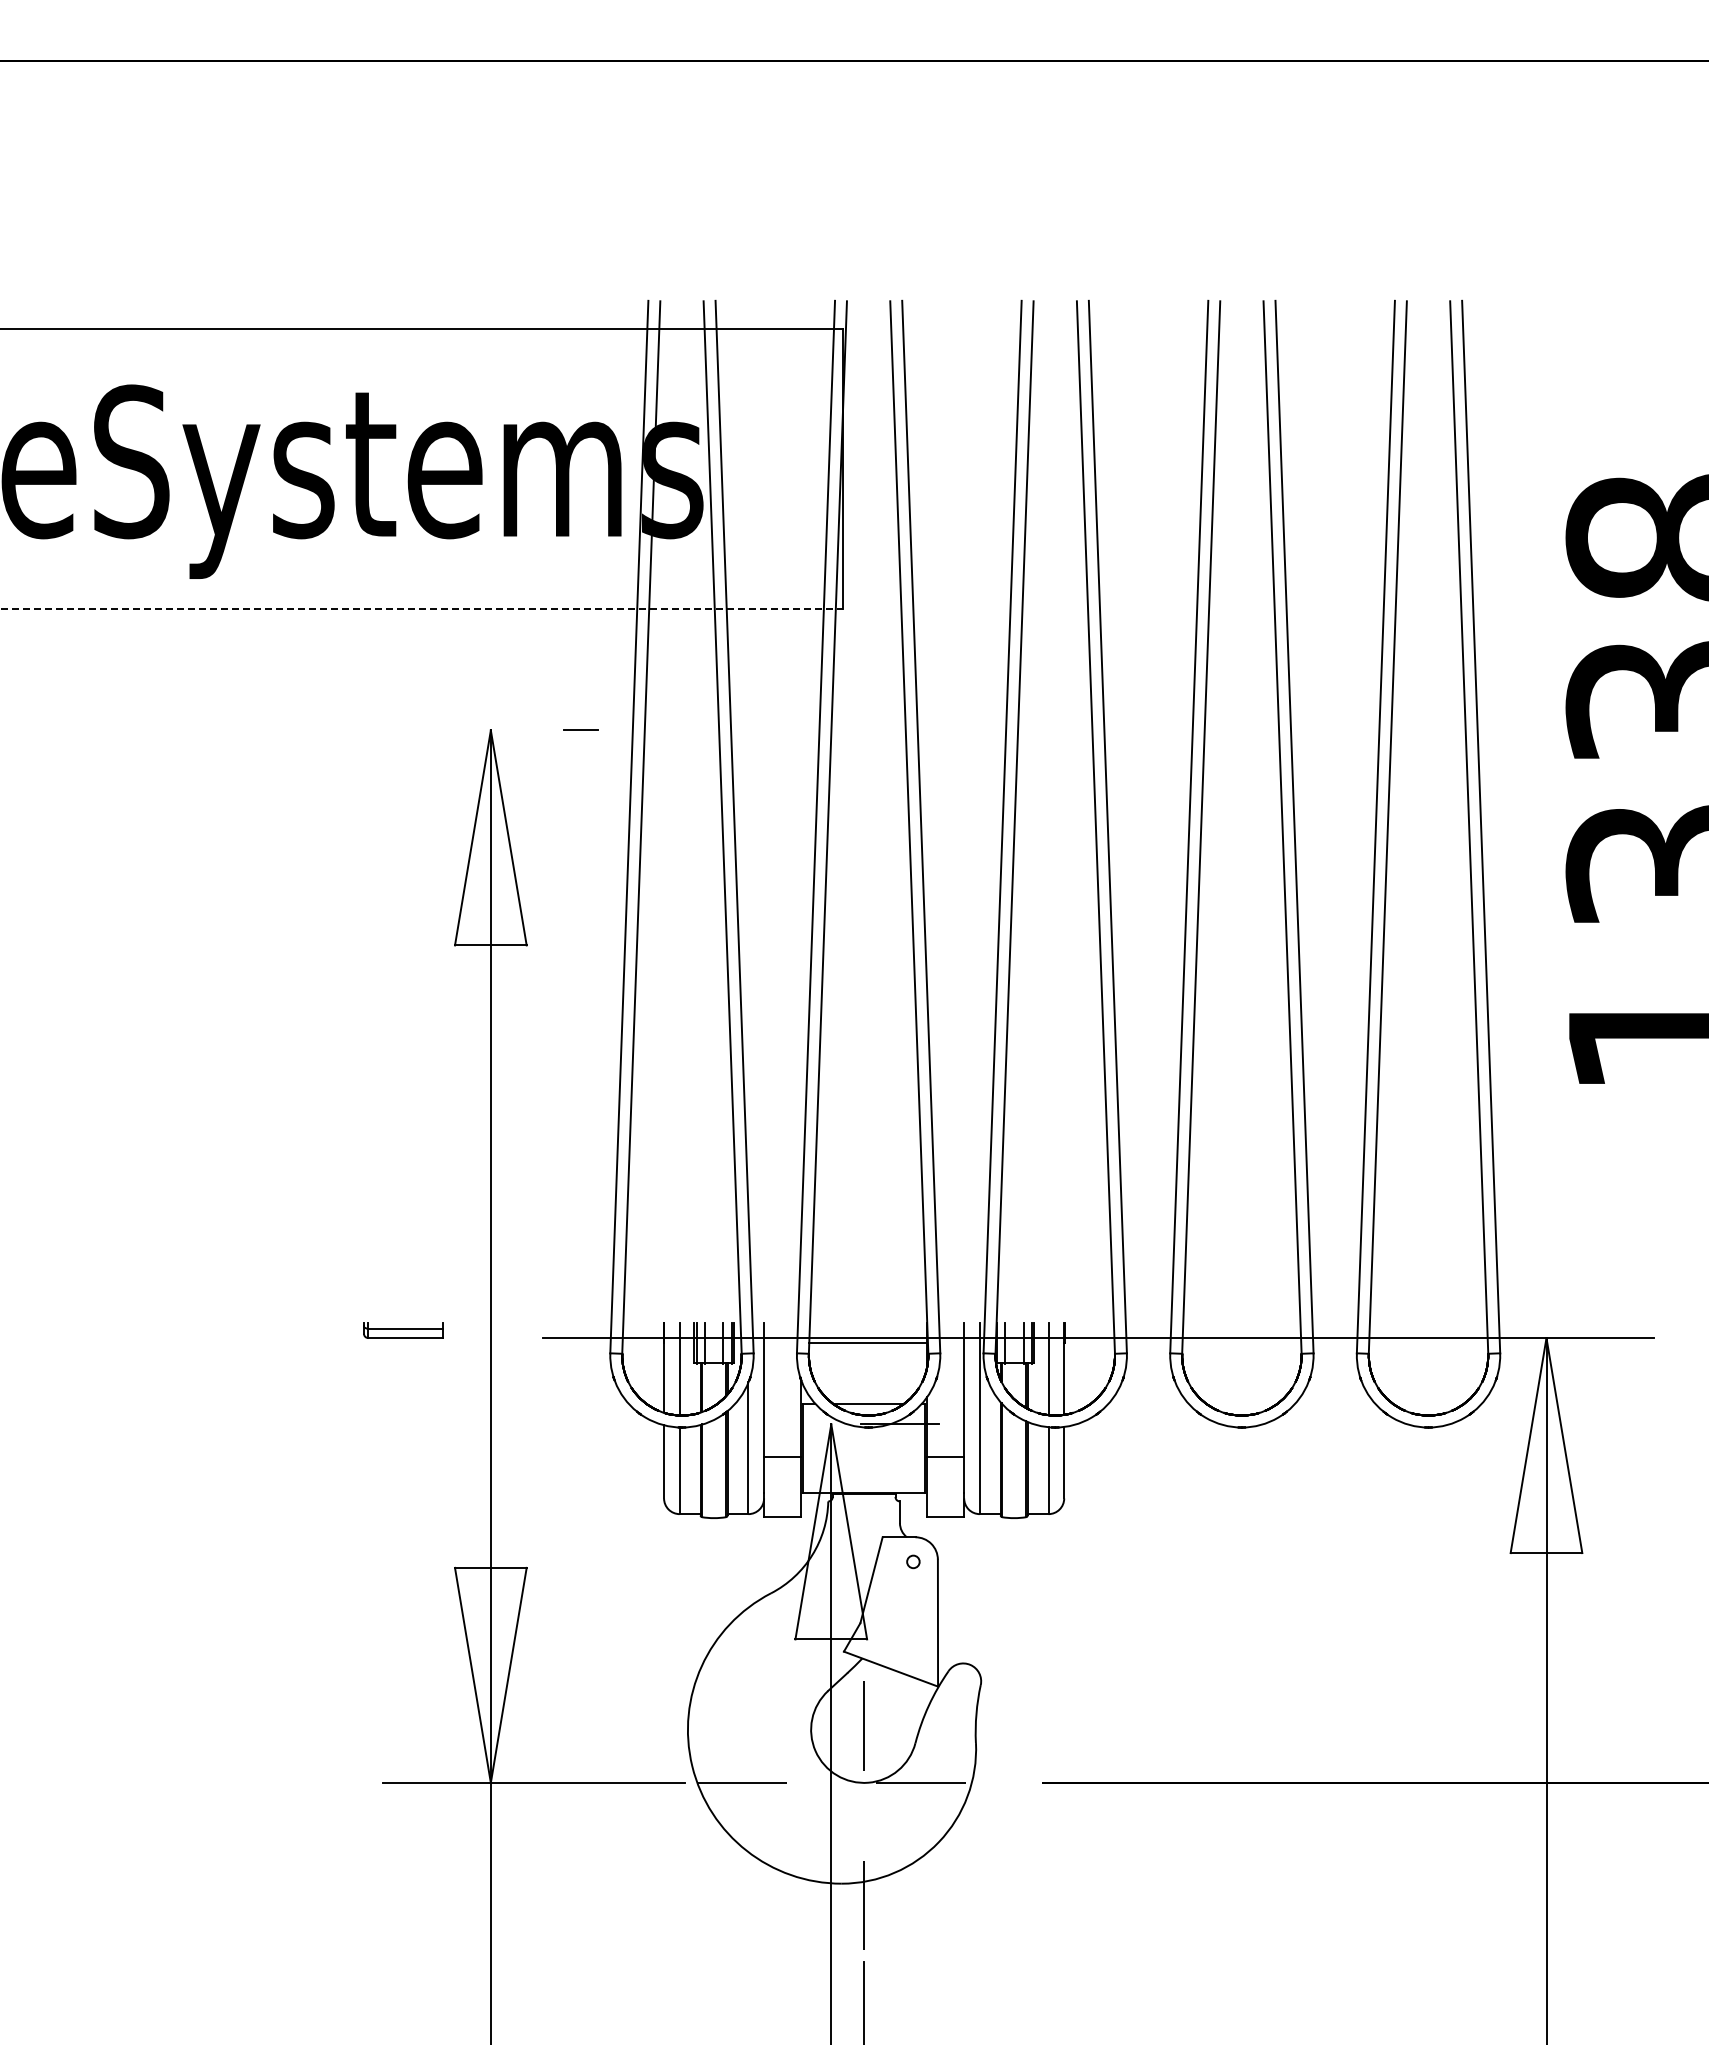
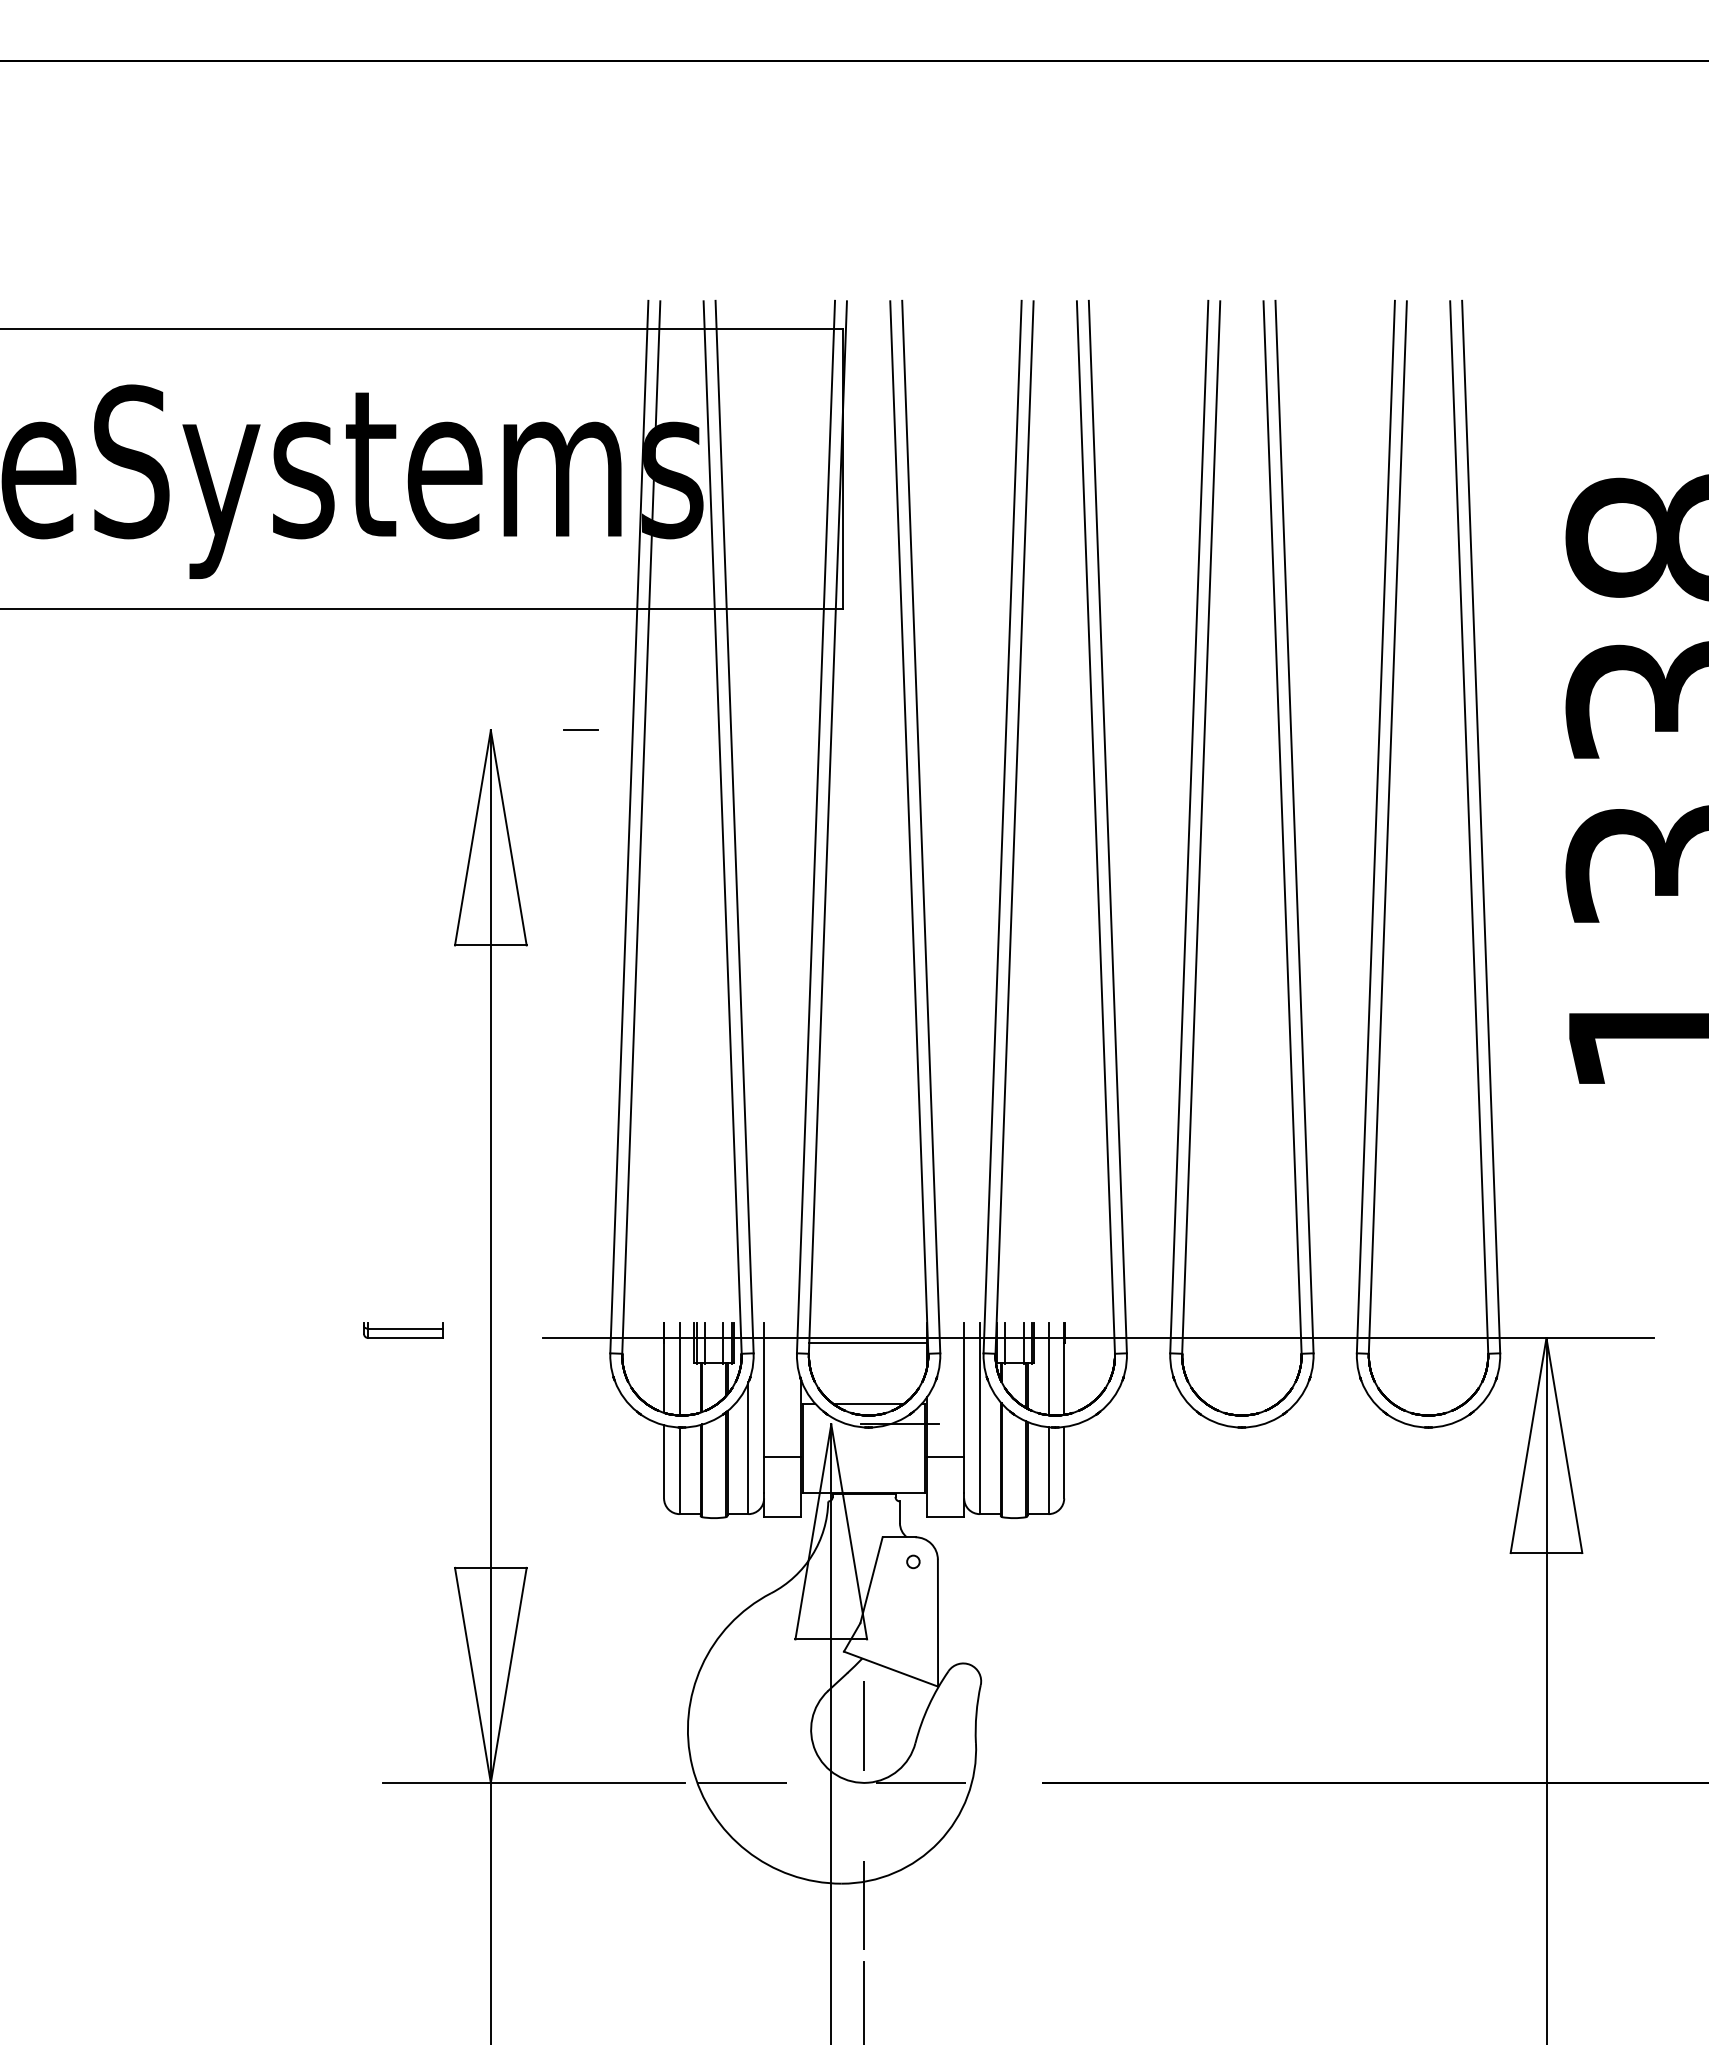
line: dashed -> solid (422, 608)
